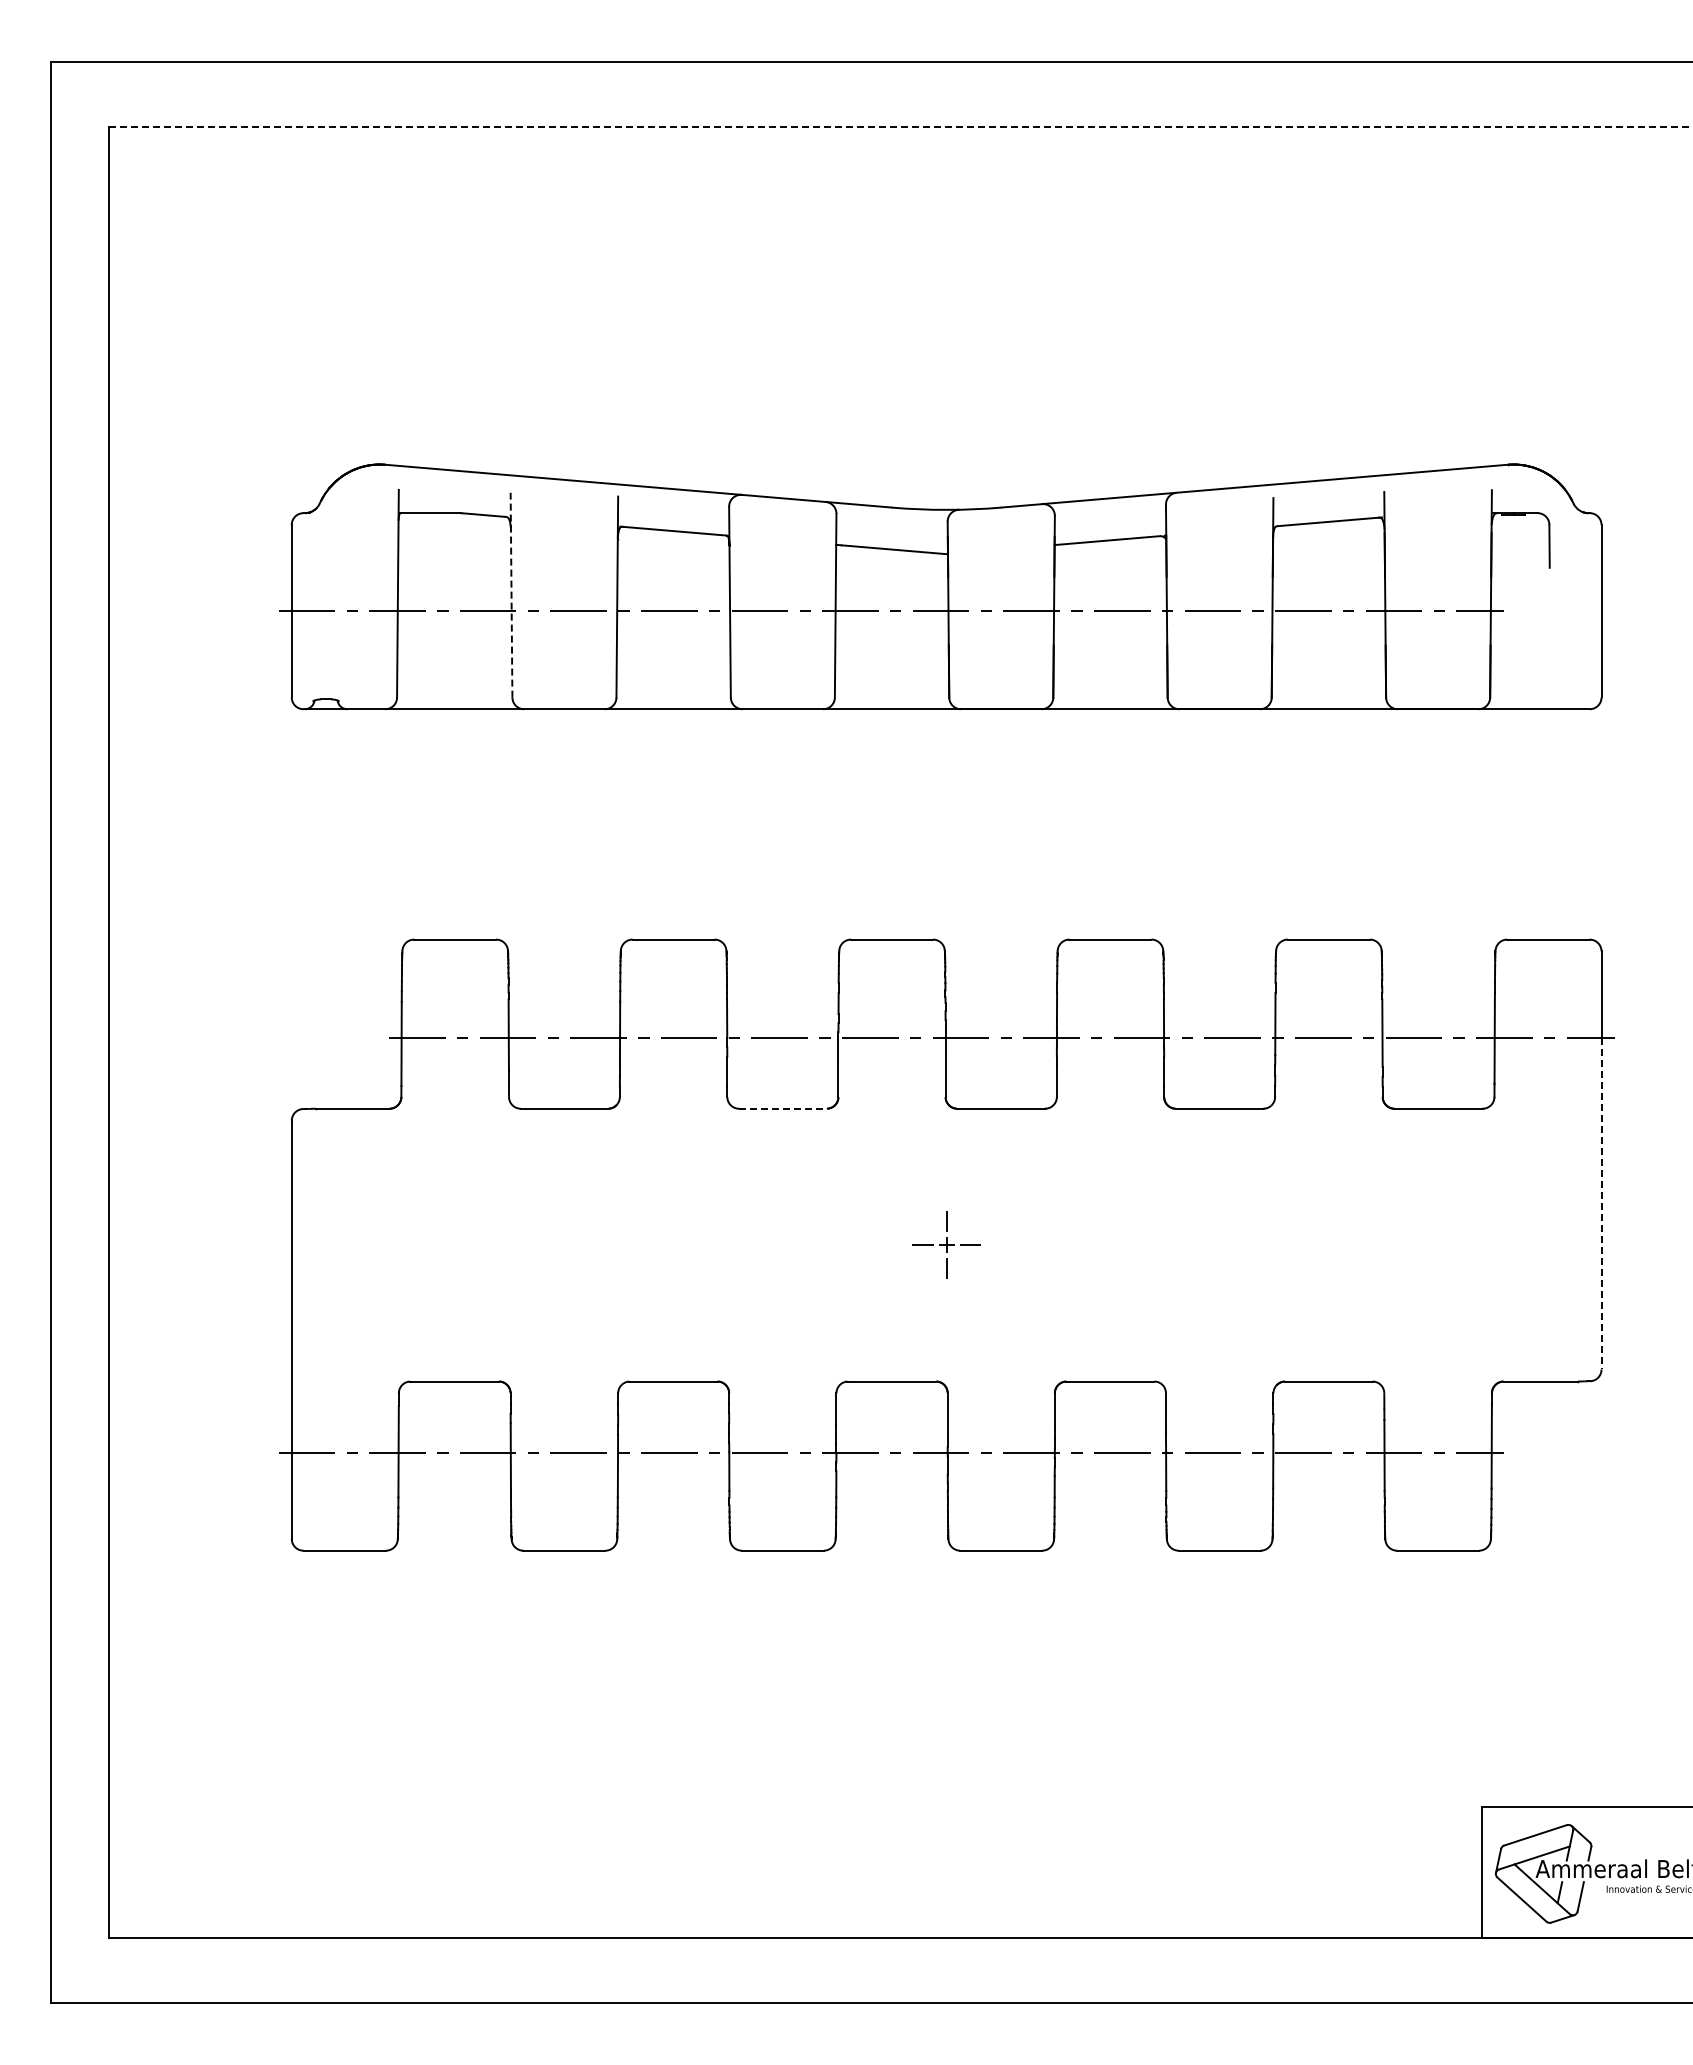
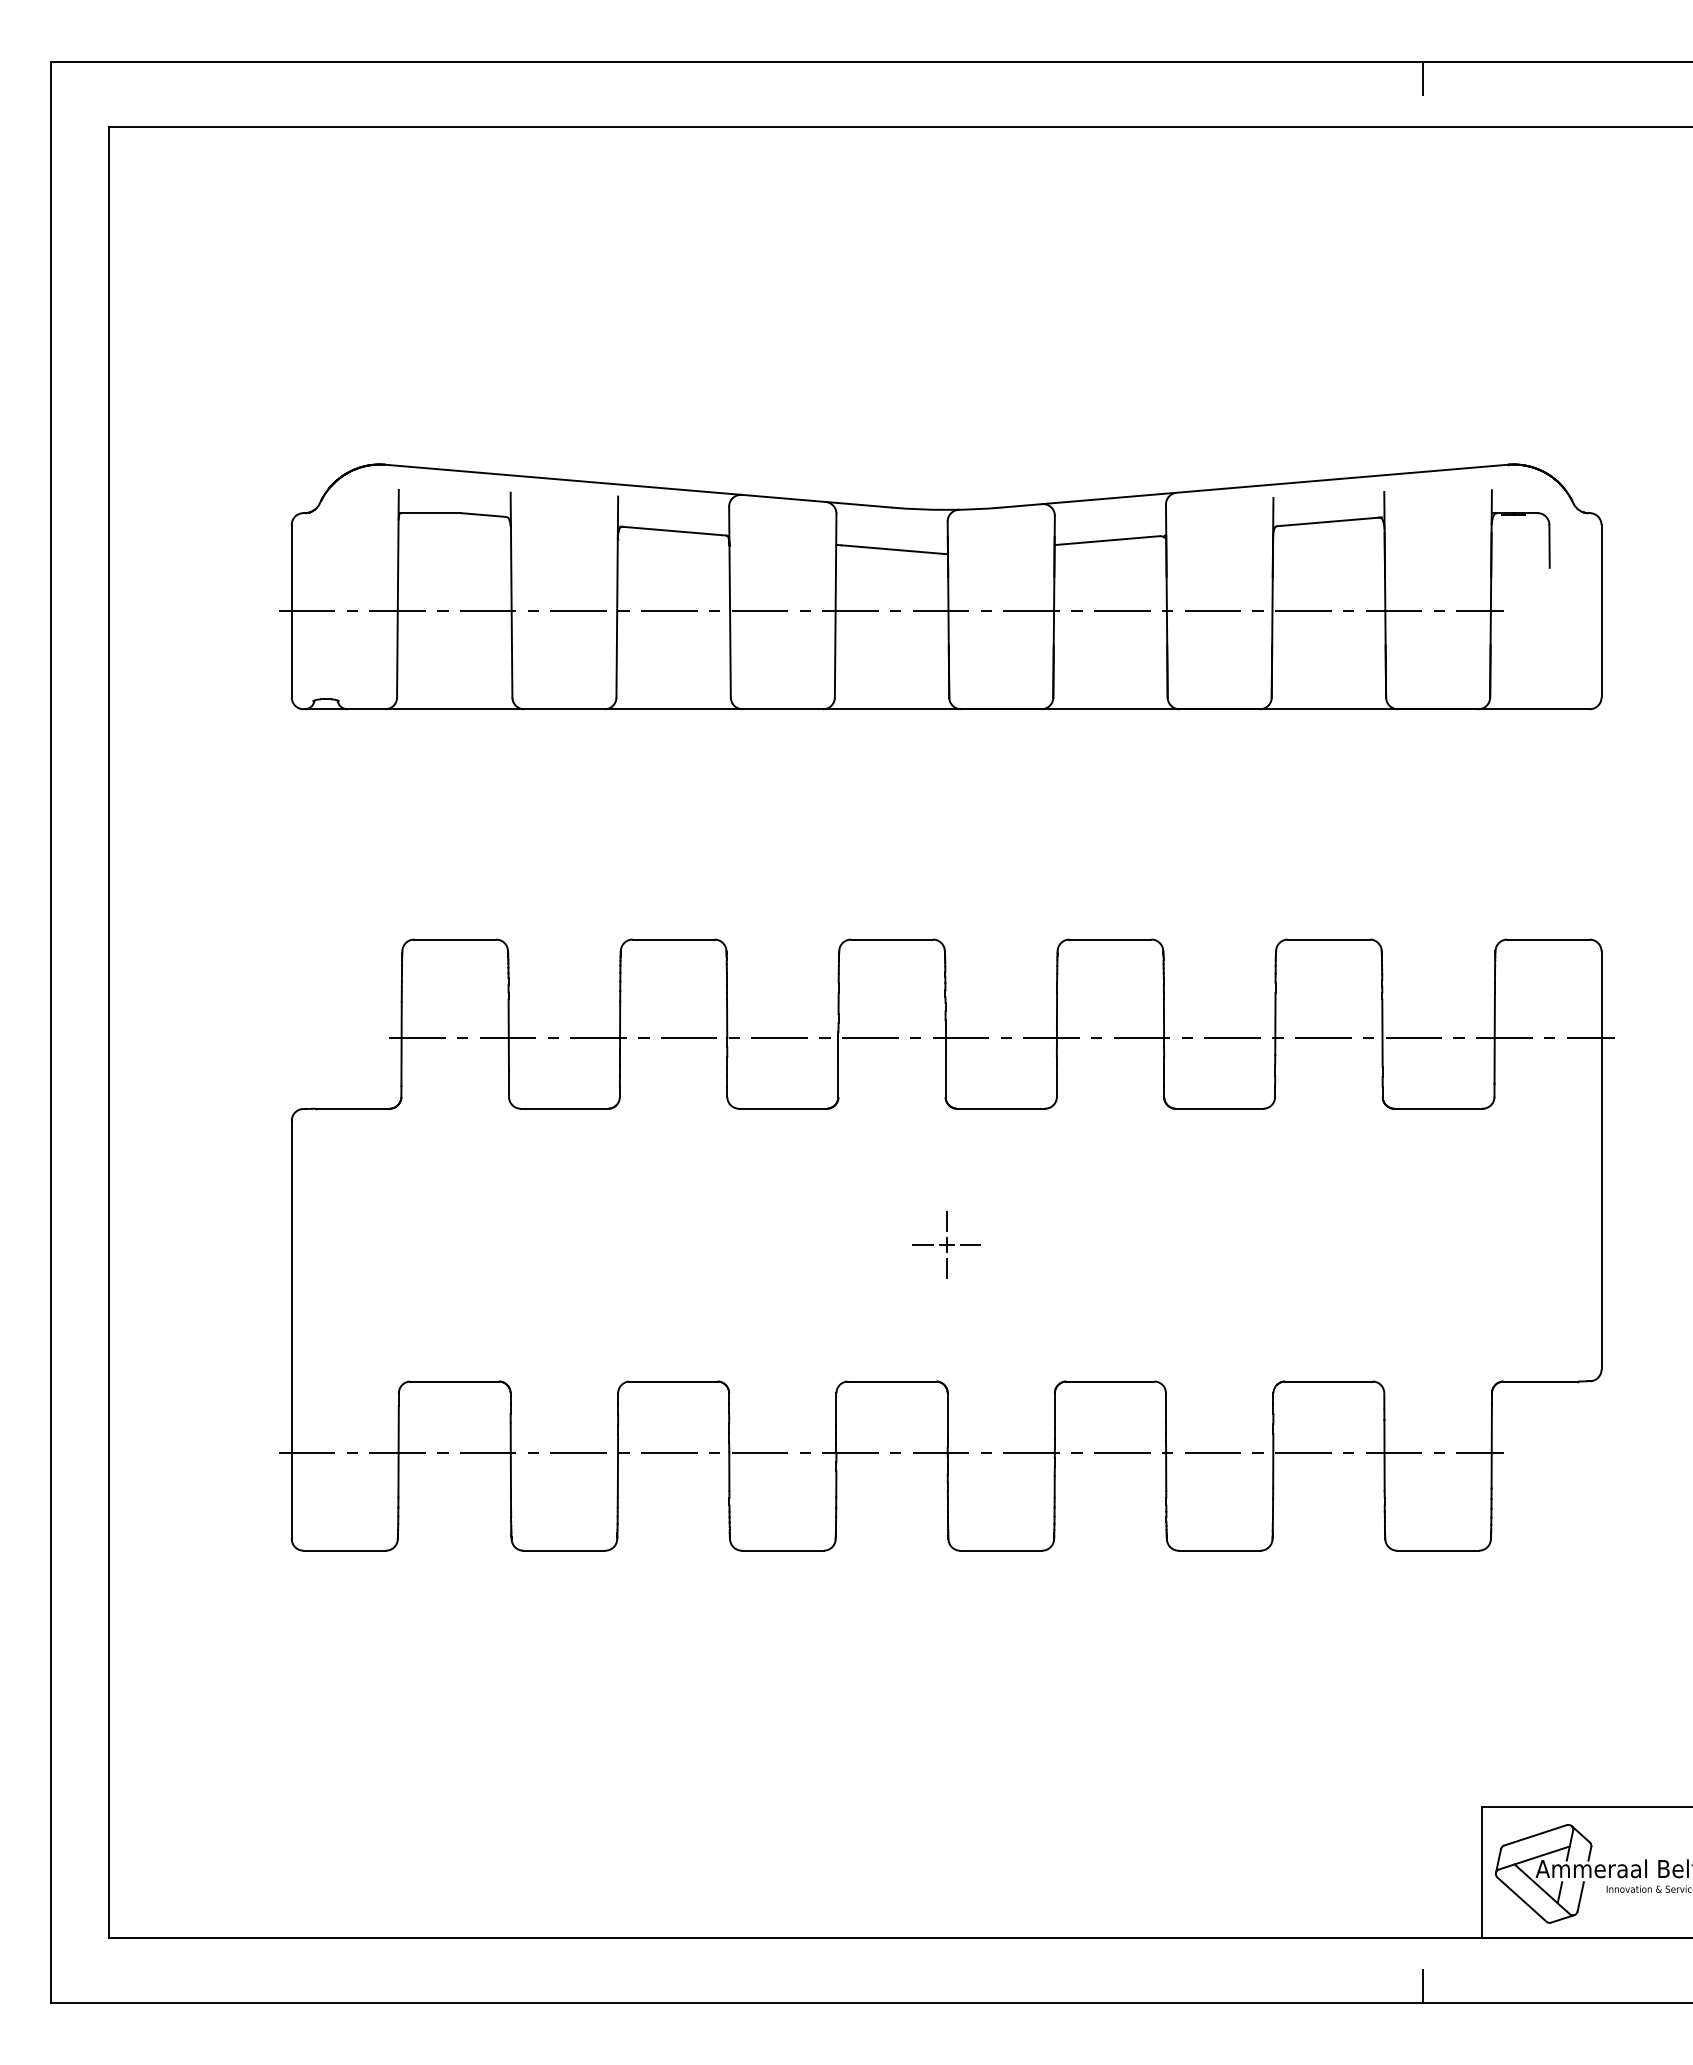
line: none -> present (1423, 77)
line: dashed -> solid (901, 127)
line: dashed -> solid (511, 594)
line: dashed -> solid (782, 1108)
line: dashed -> solid (1601, 1203)
line: none -> present (1423, 1986)
